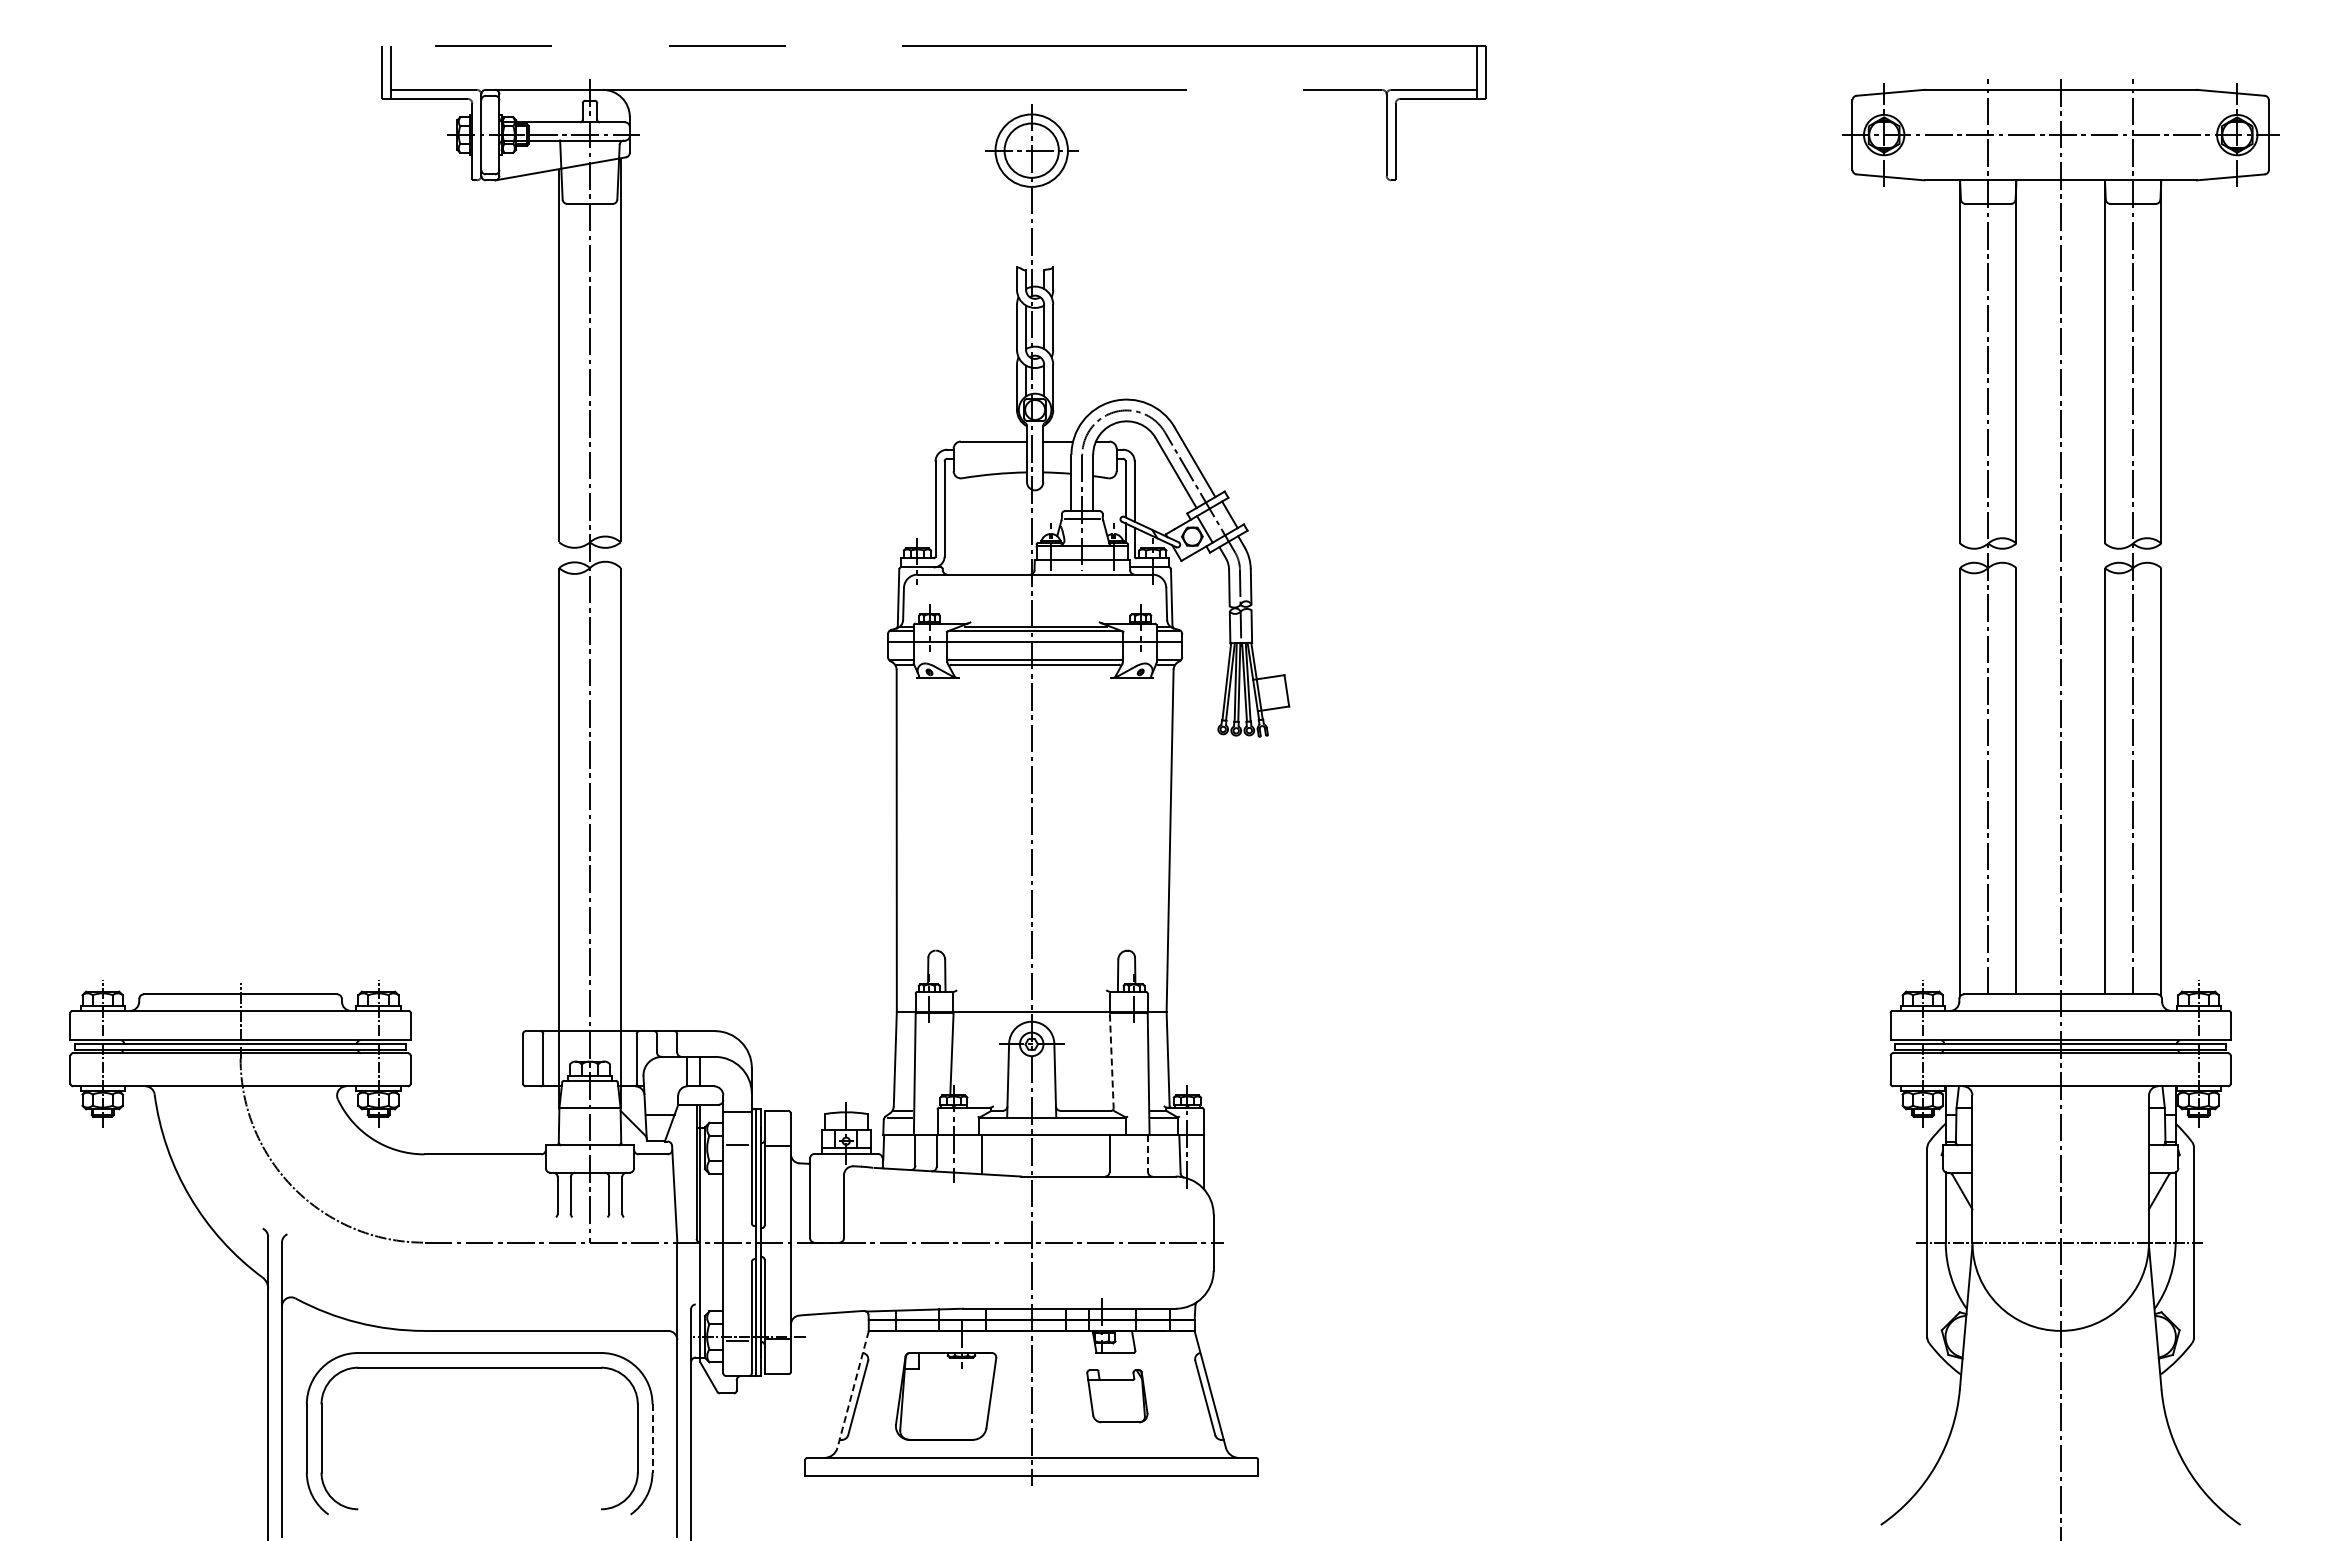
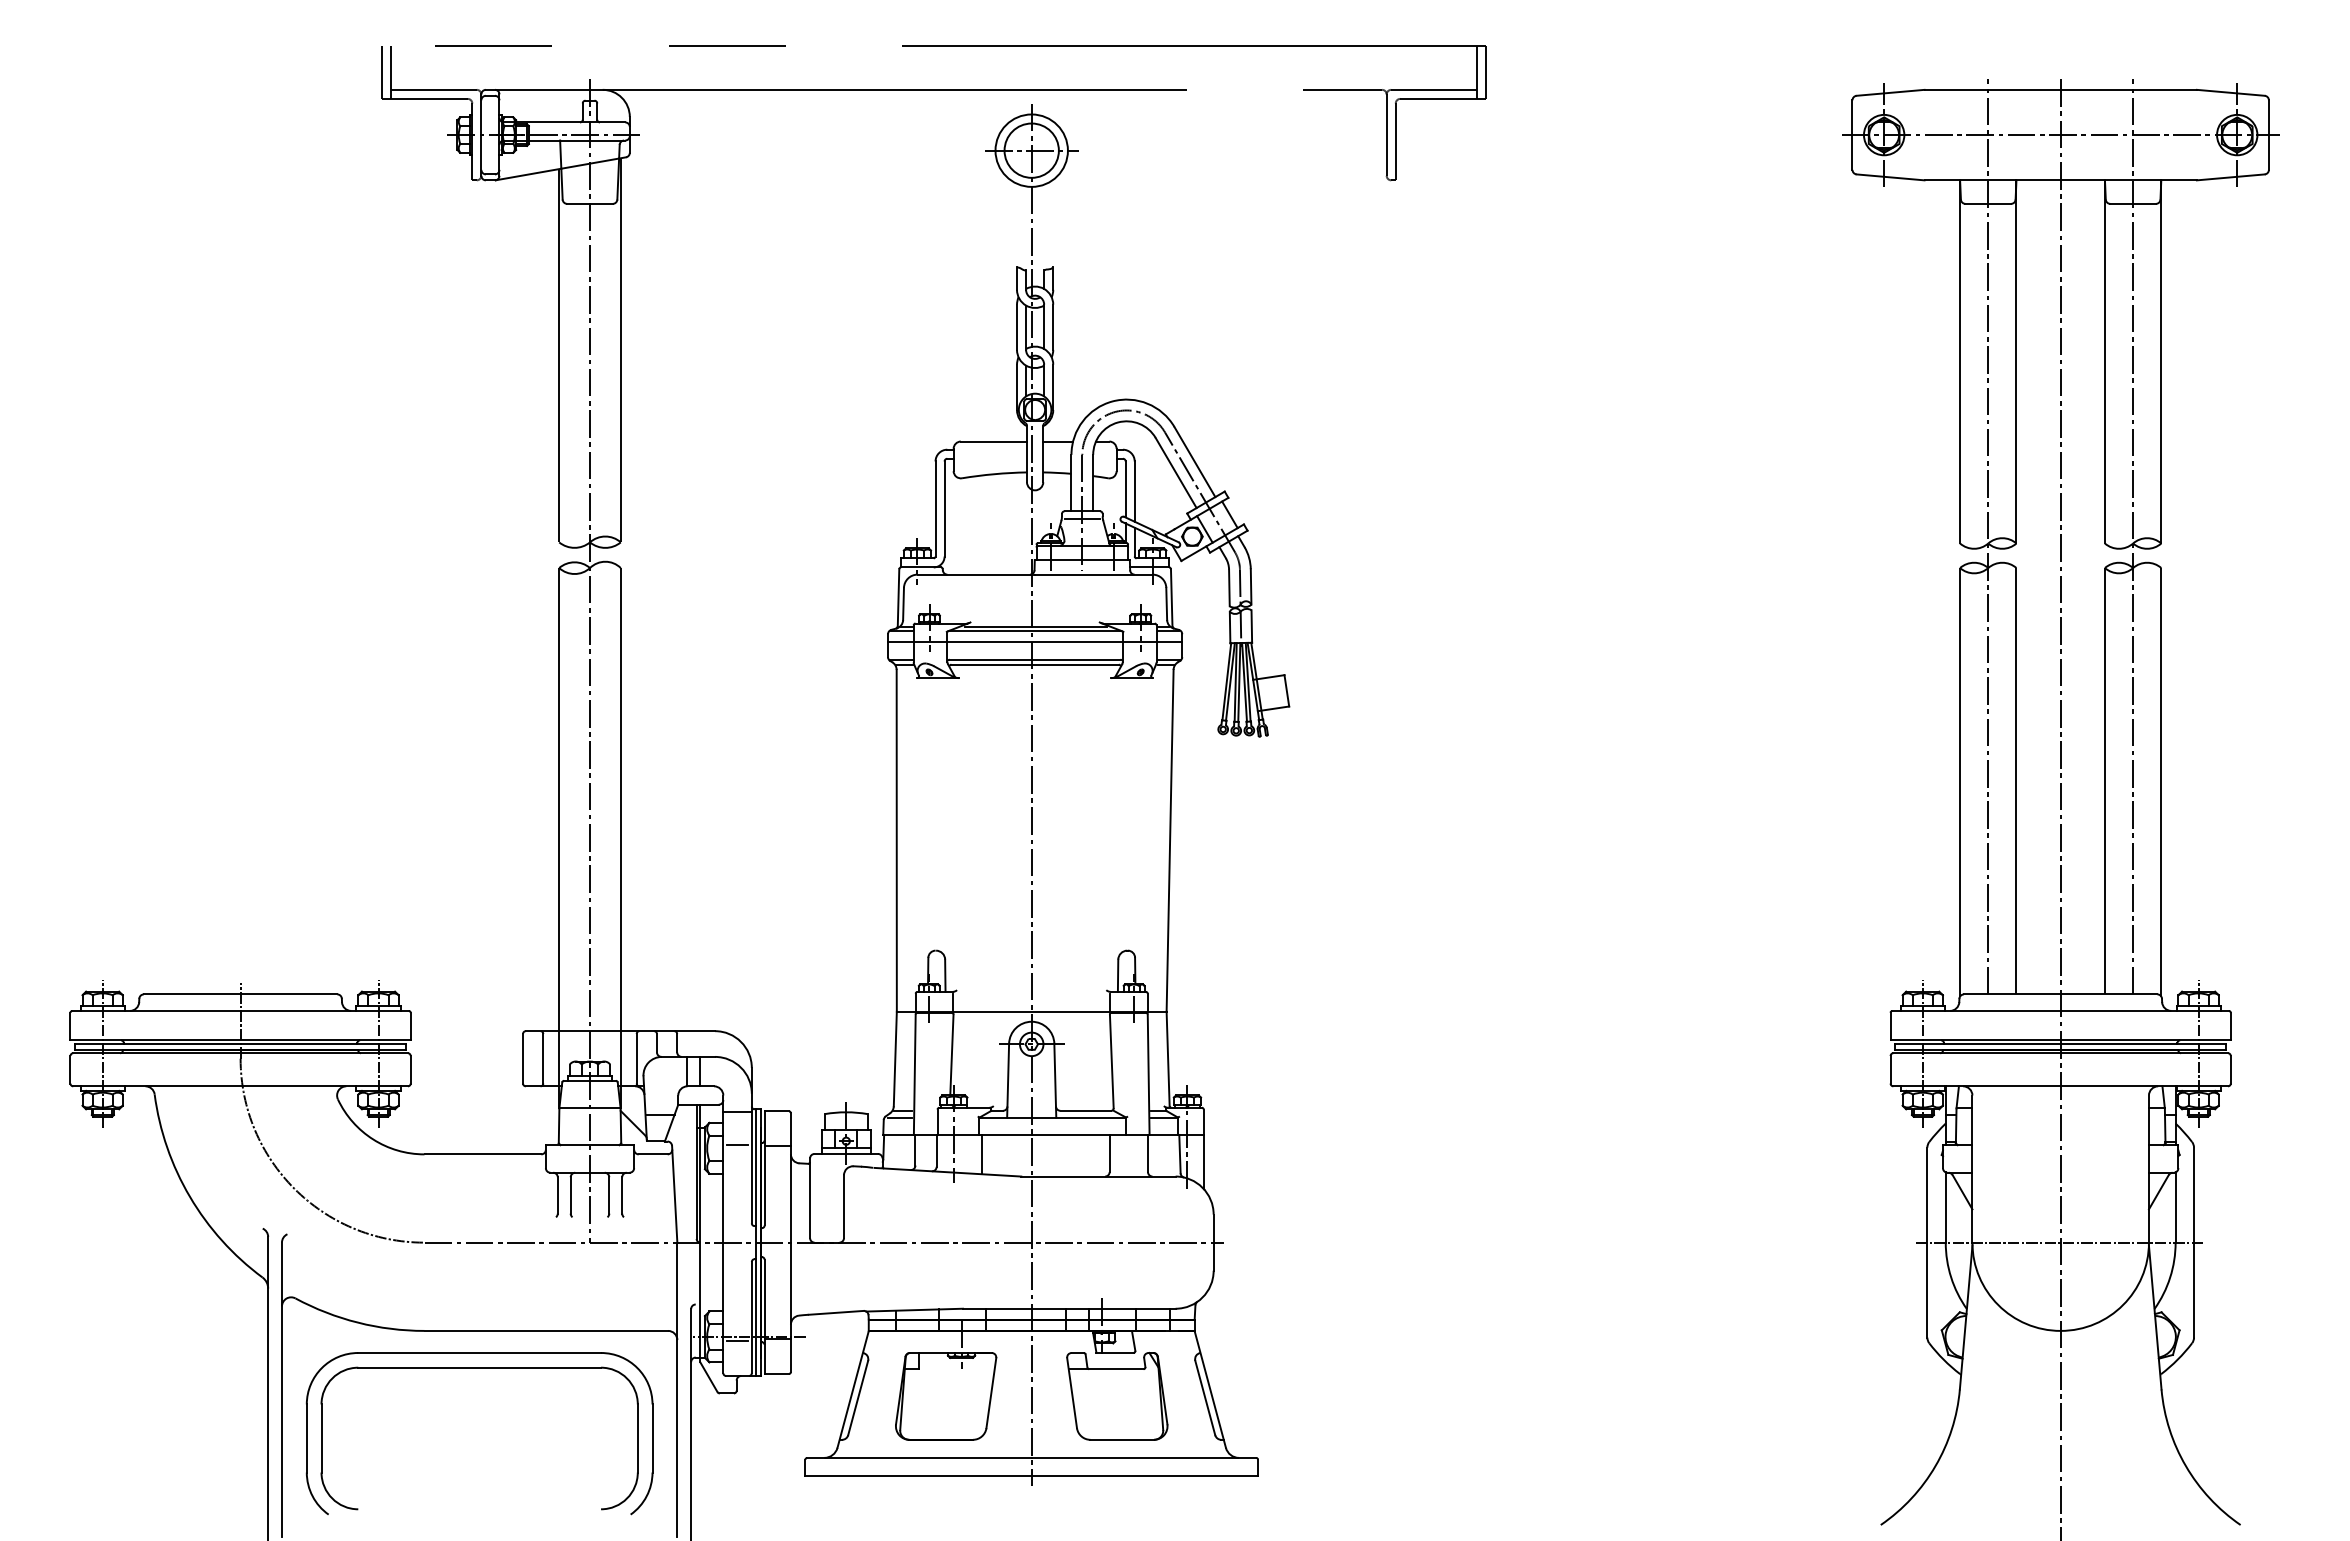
line: dashed -> solid (1111, 1061)
line: dashed -> solid (1147, 1153)
line: dashed -> solid (853, 1390)
part size: 63x55 px -> 103x90 px (1117, 1395)
line: dashed -> solid (652, 1438)
